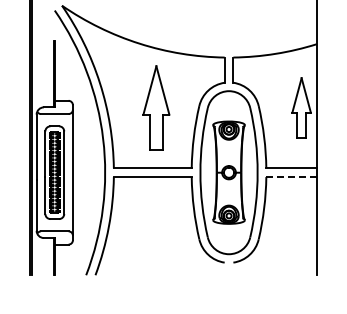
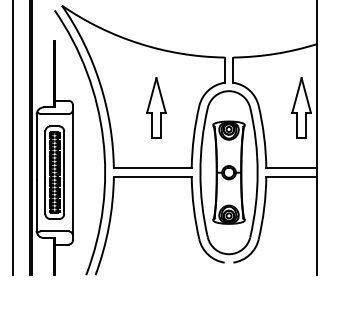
part size: 29x86 px -> 21x62 px (156, 107)
line: none -> present (12, 138)
line: dashed -> solid (291, 177)
